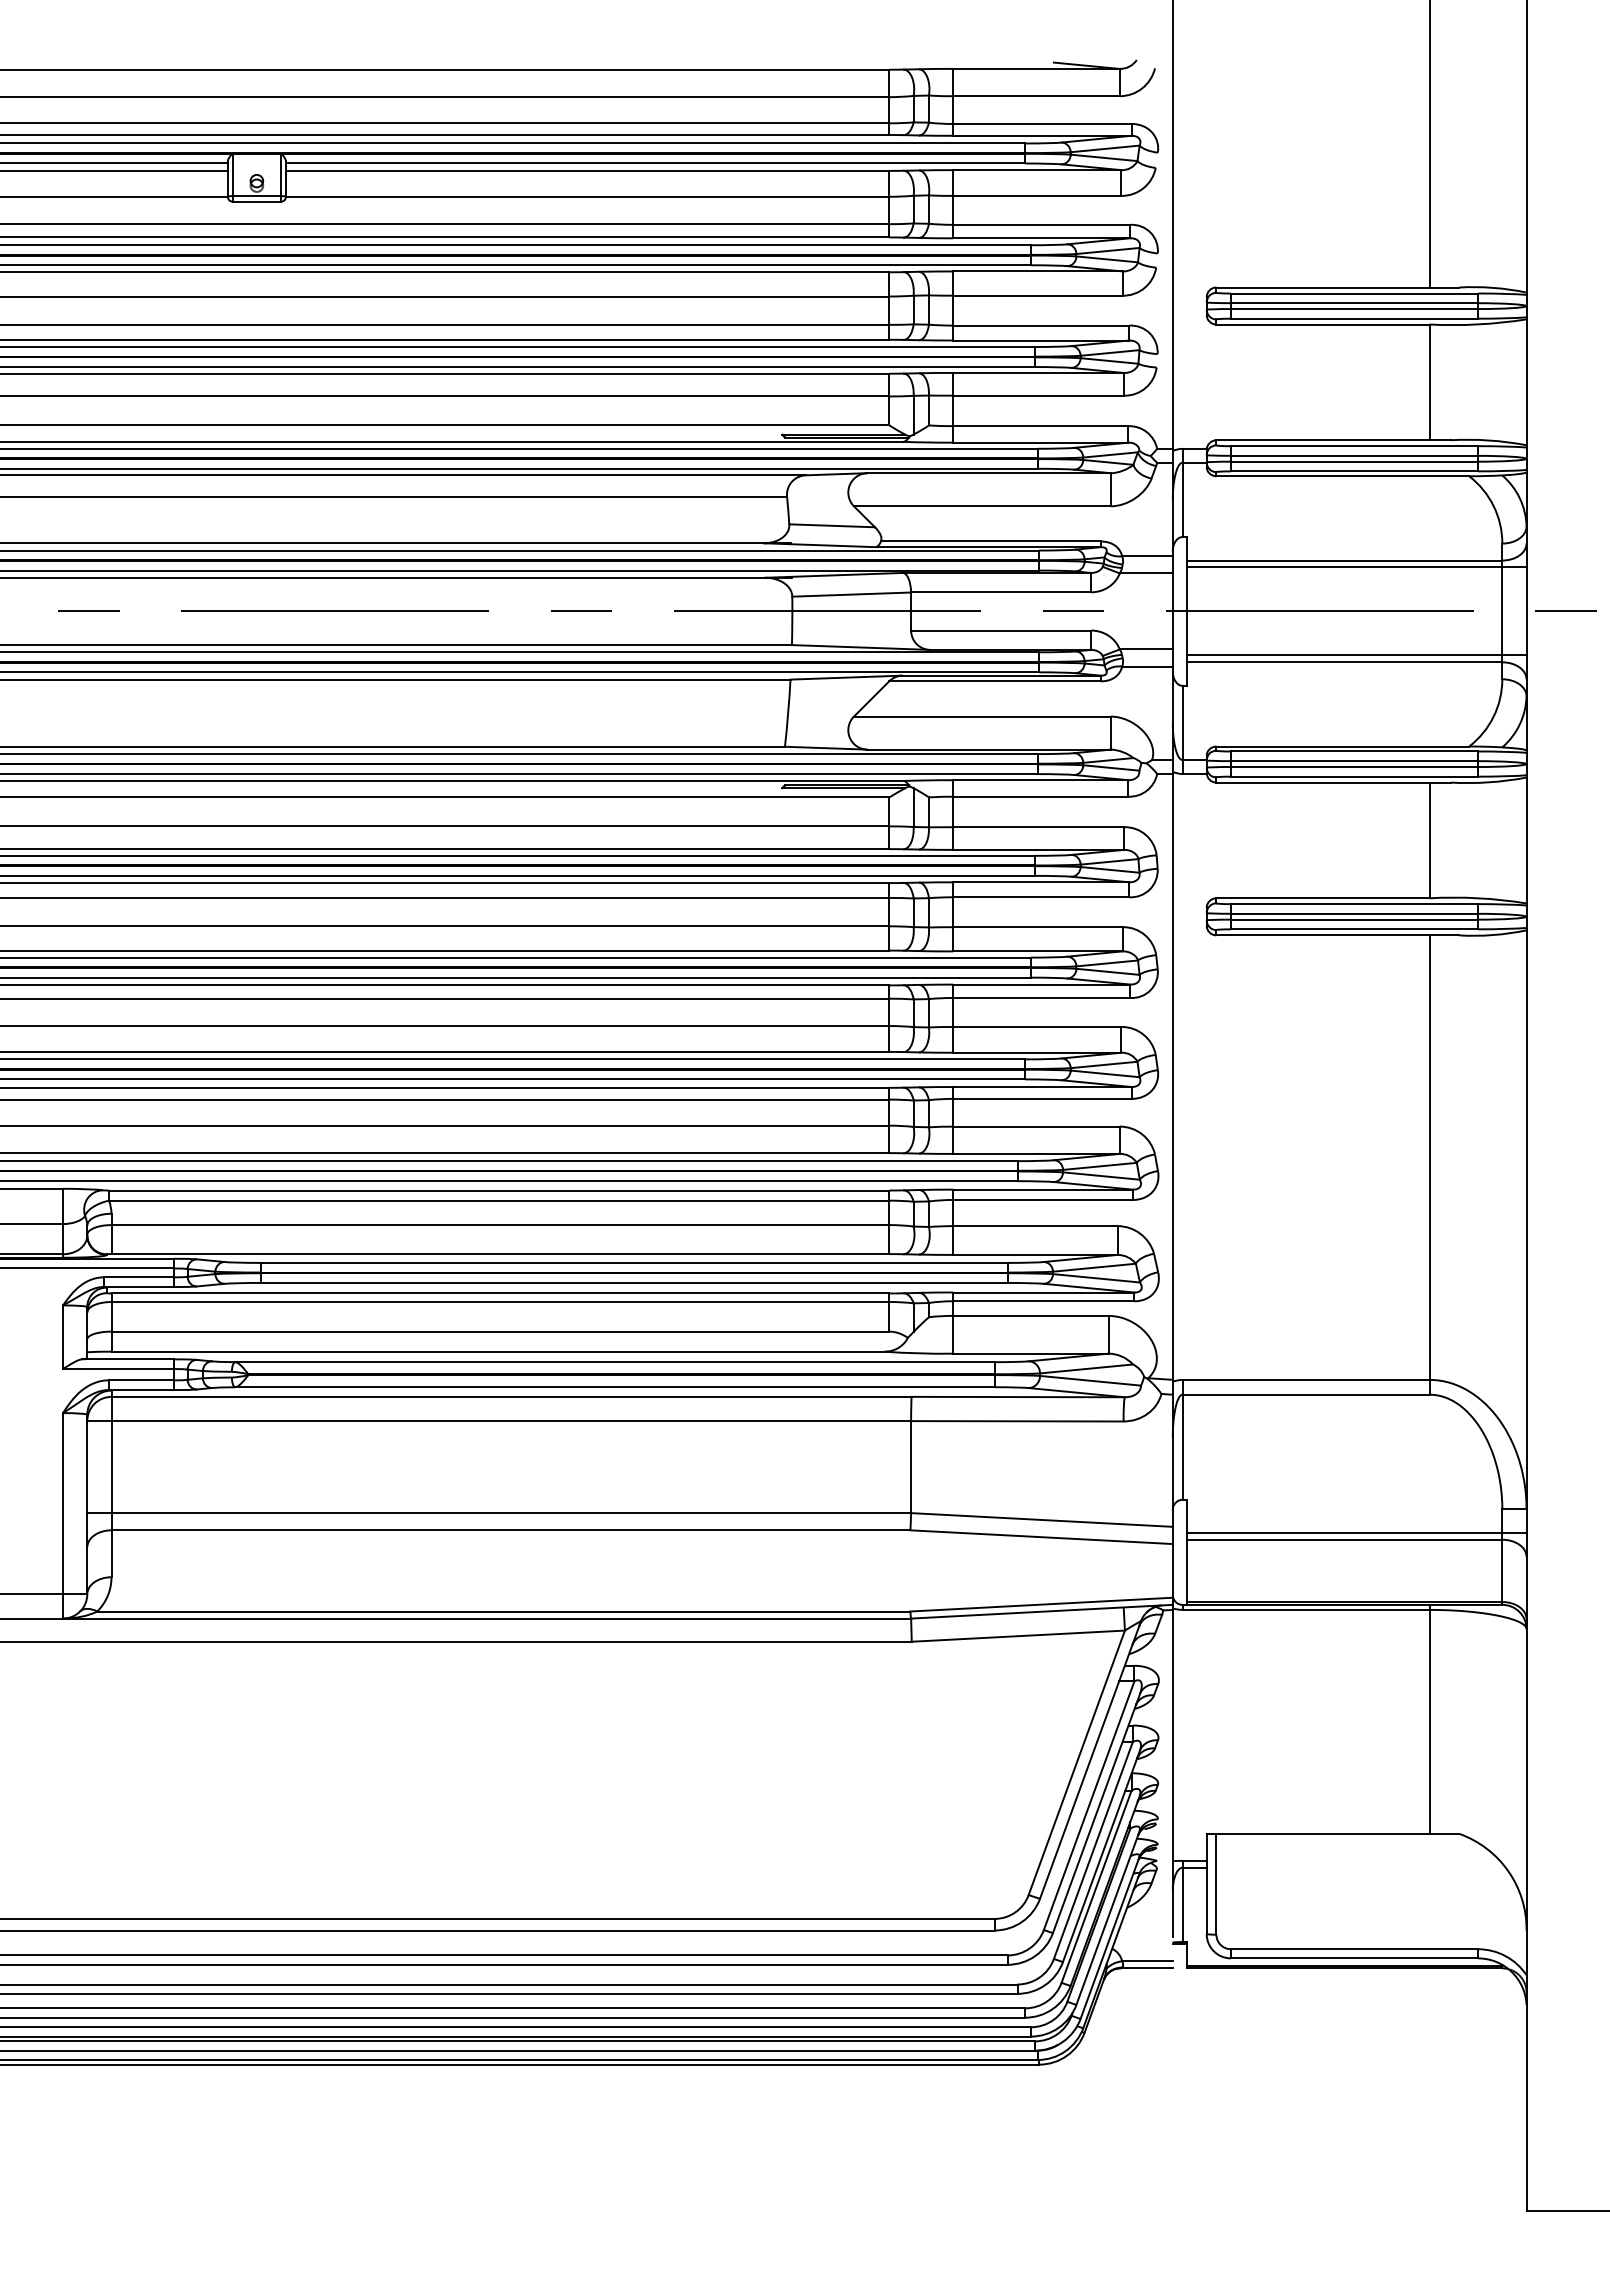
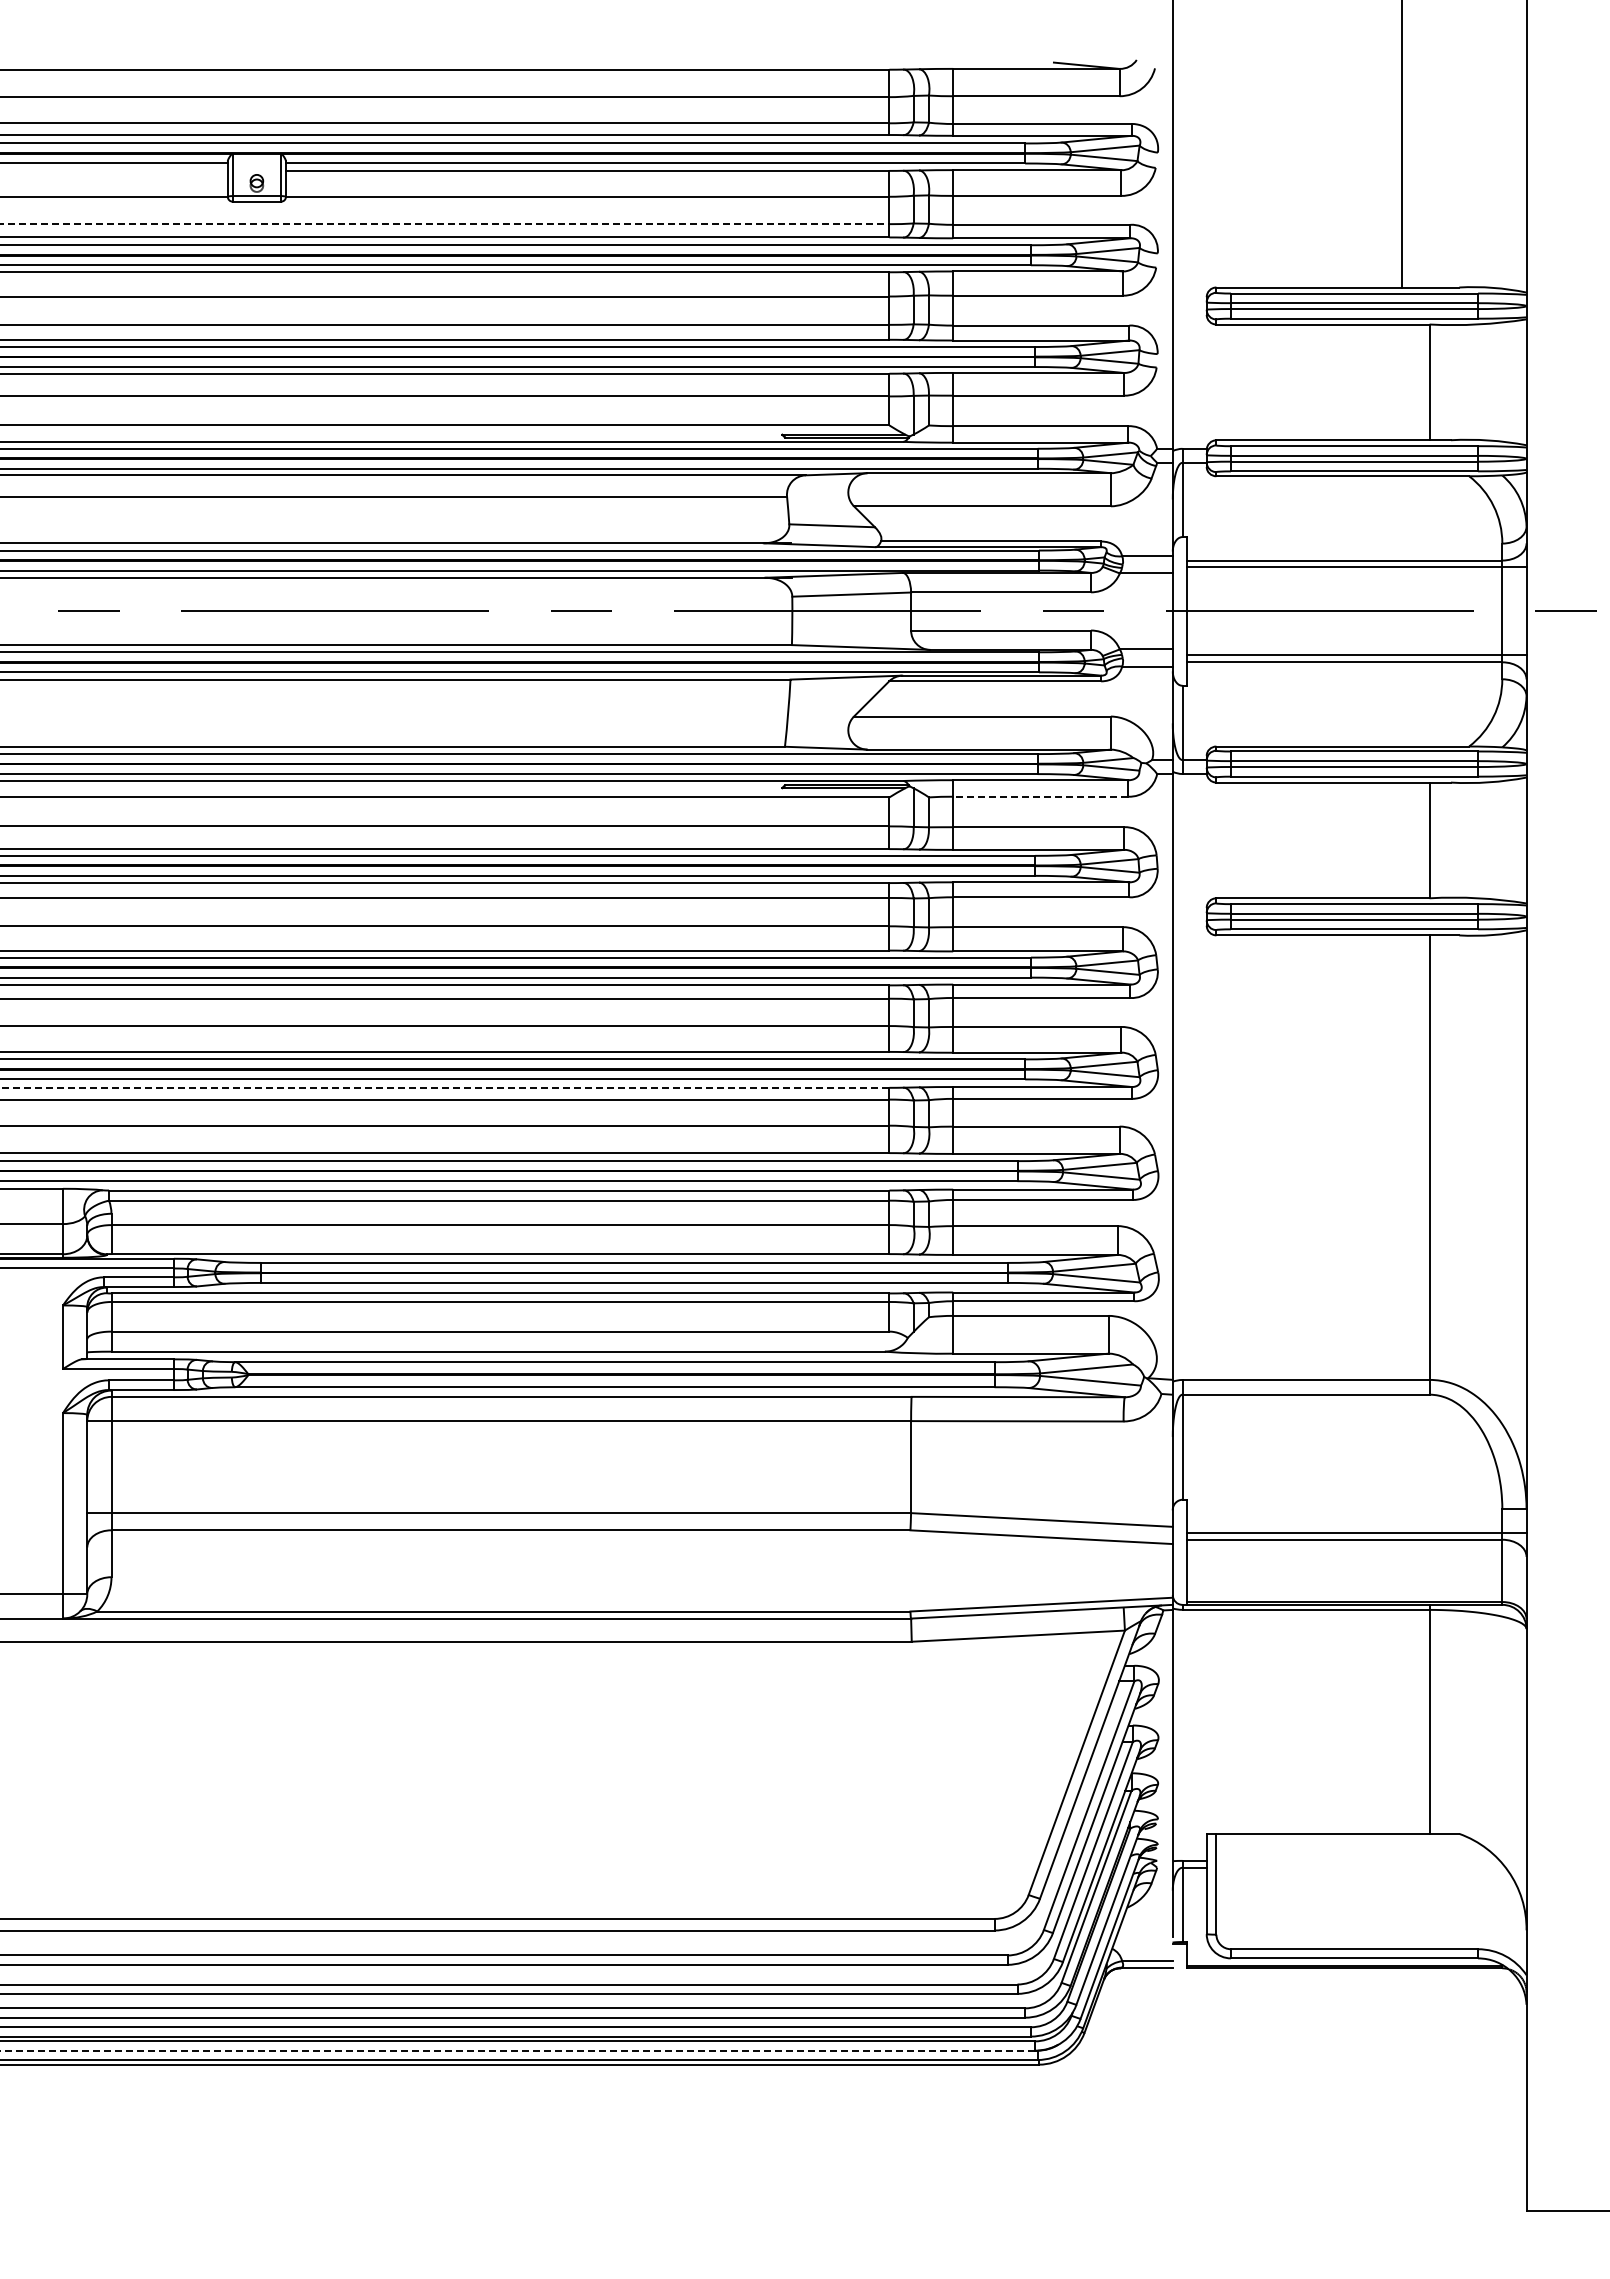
line position: (1429, 144) -> (1401, 144) (1401, 144)
line: present -> none (114, 170)
line: solid -> dashed (445, 224)
line: solid -> dashed (1040, 796)
line: solid -> dashed (444, 1087)
line: solid -> dashed (517, 2050)
